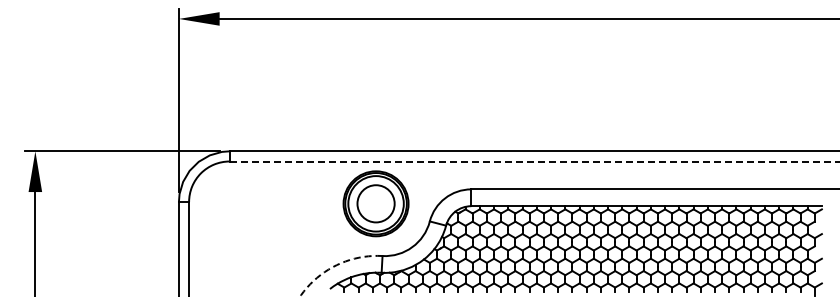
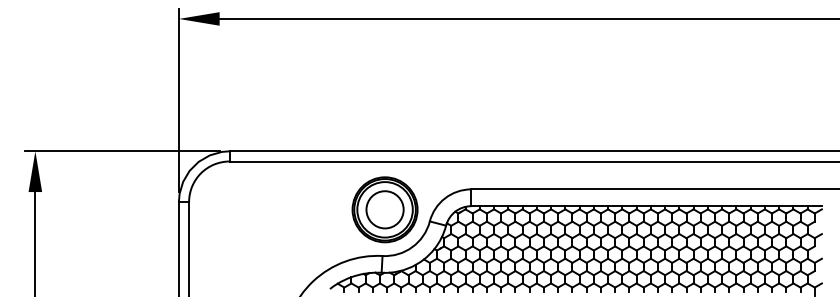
line: dashed -> solid (534, 161)
part position: (375, 203) -> (384, 209) (384, 209)
arc: dashed -> solid (336, 265)
